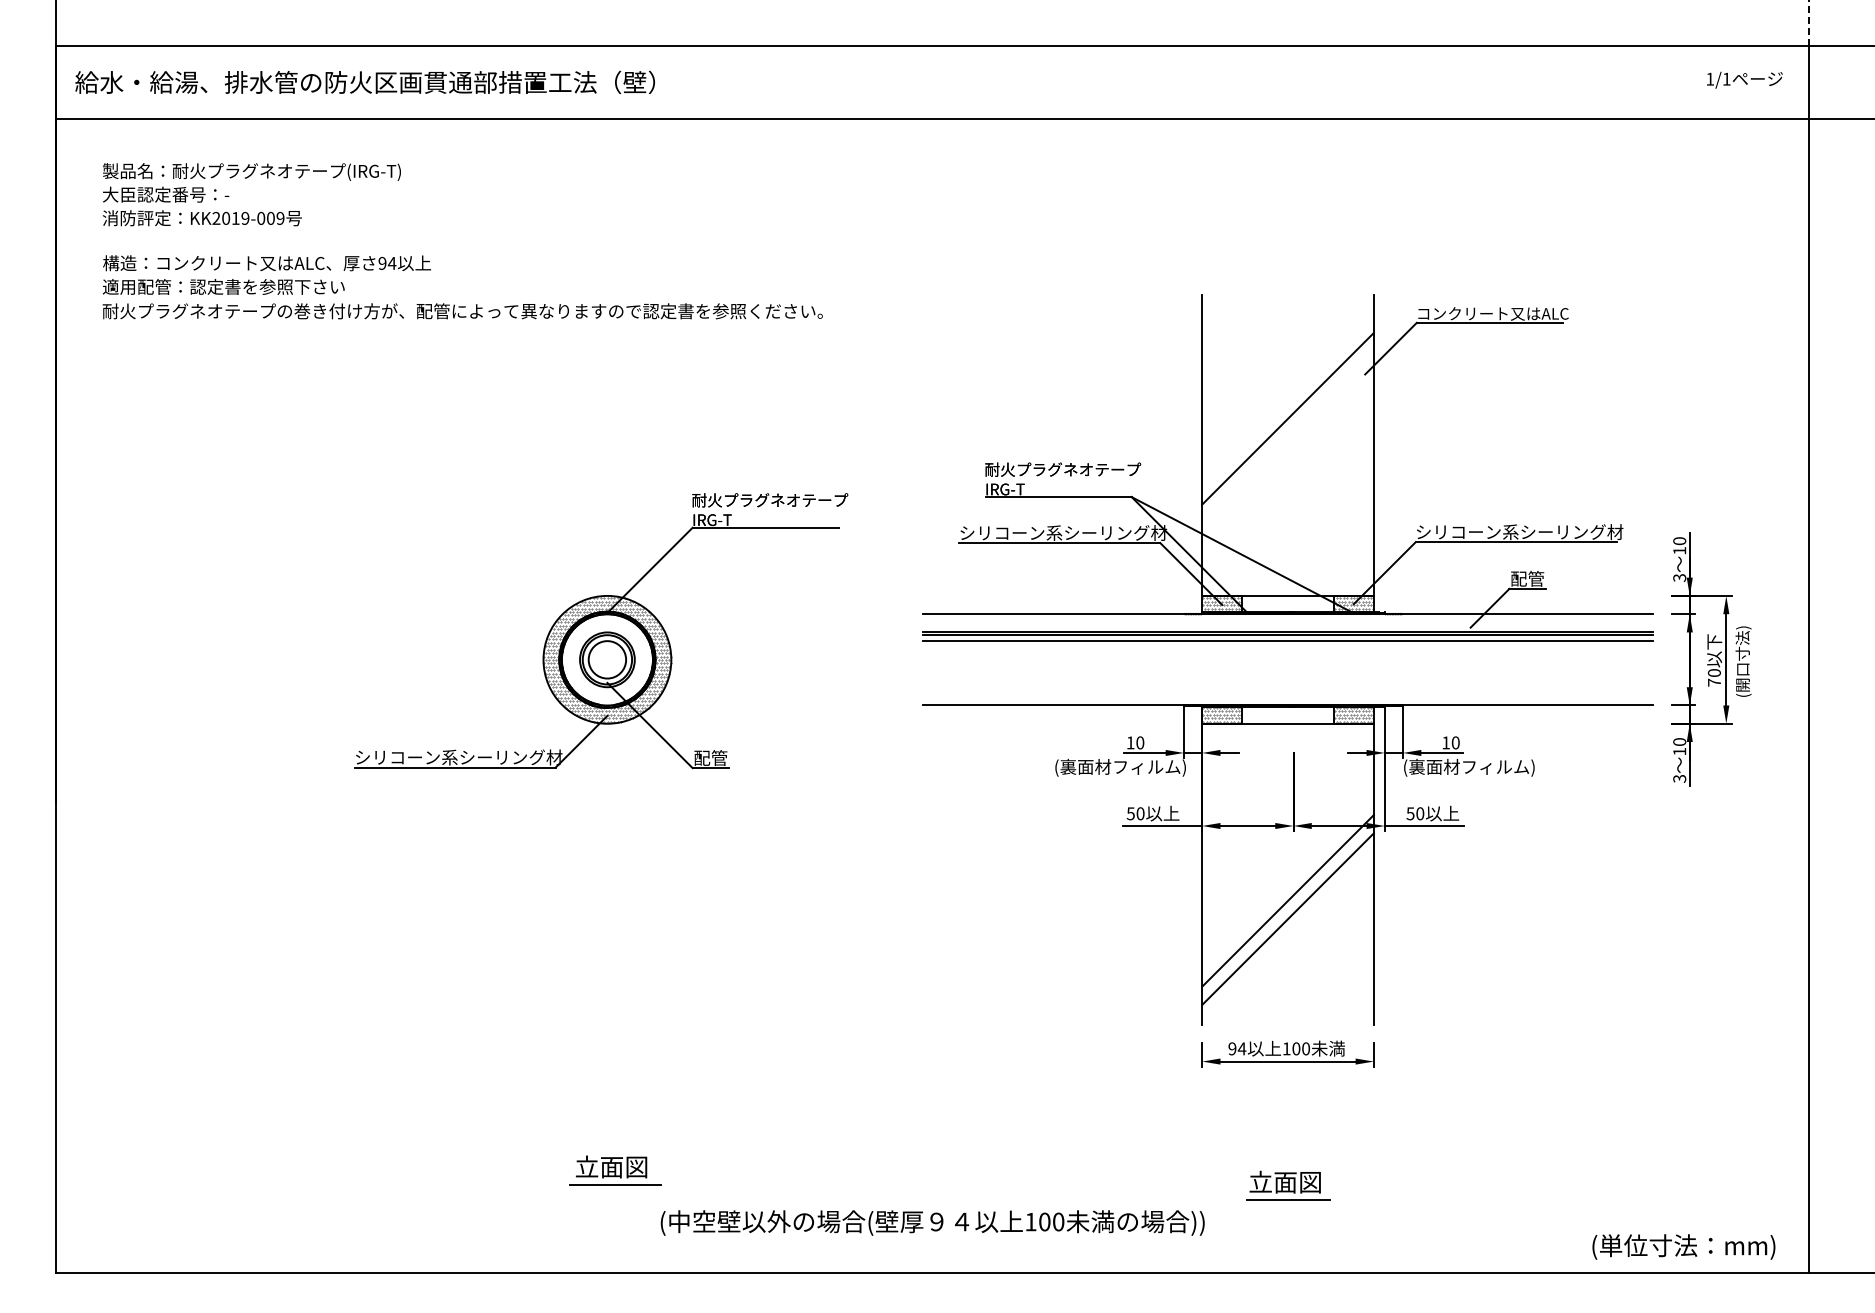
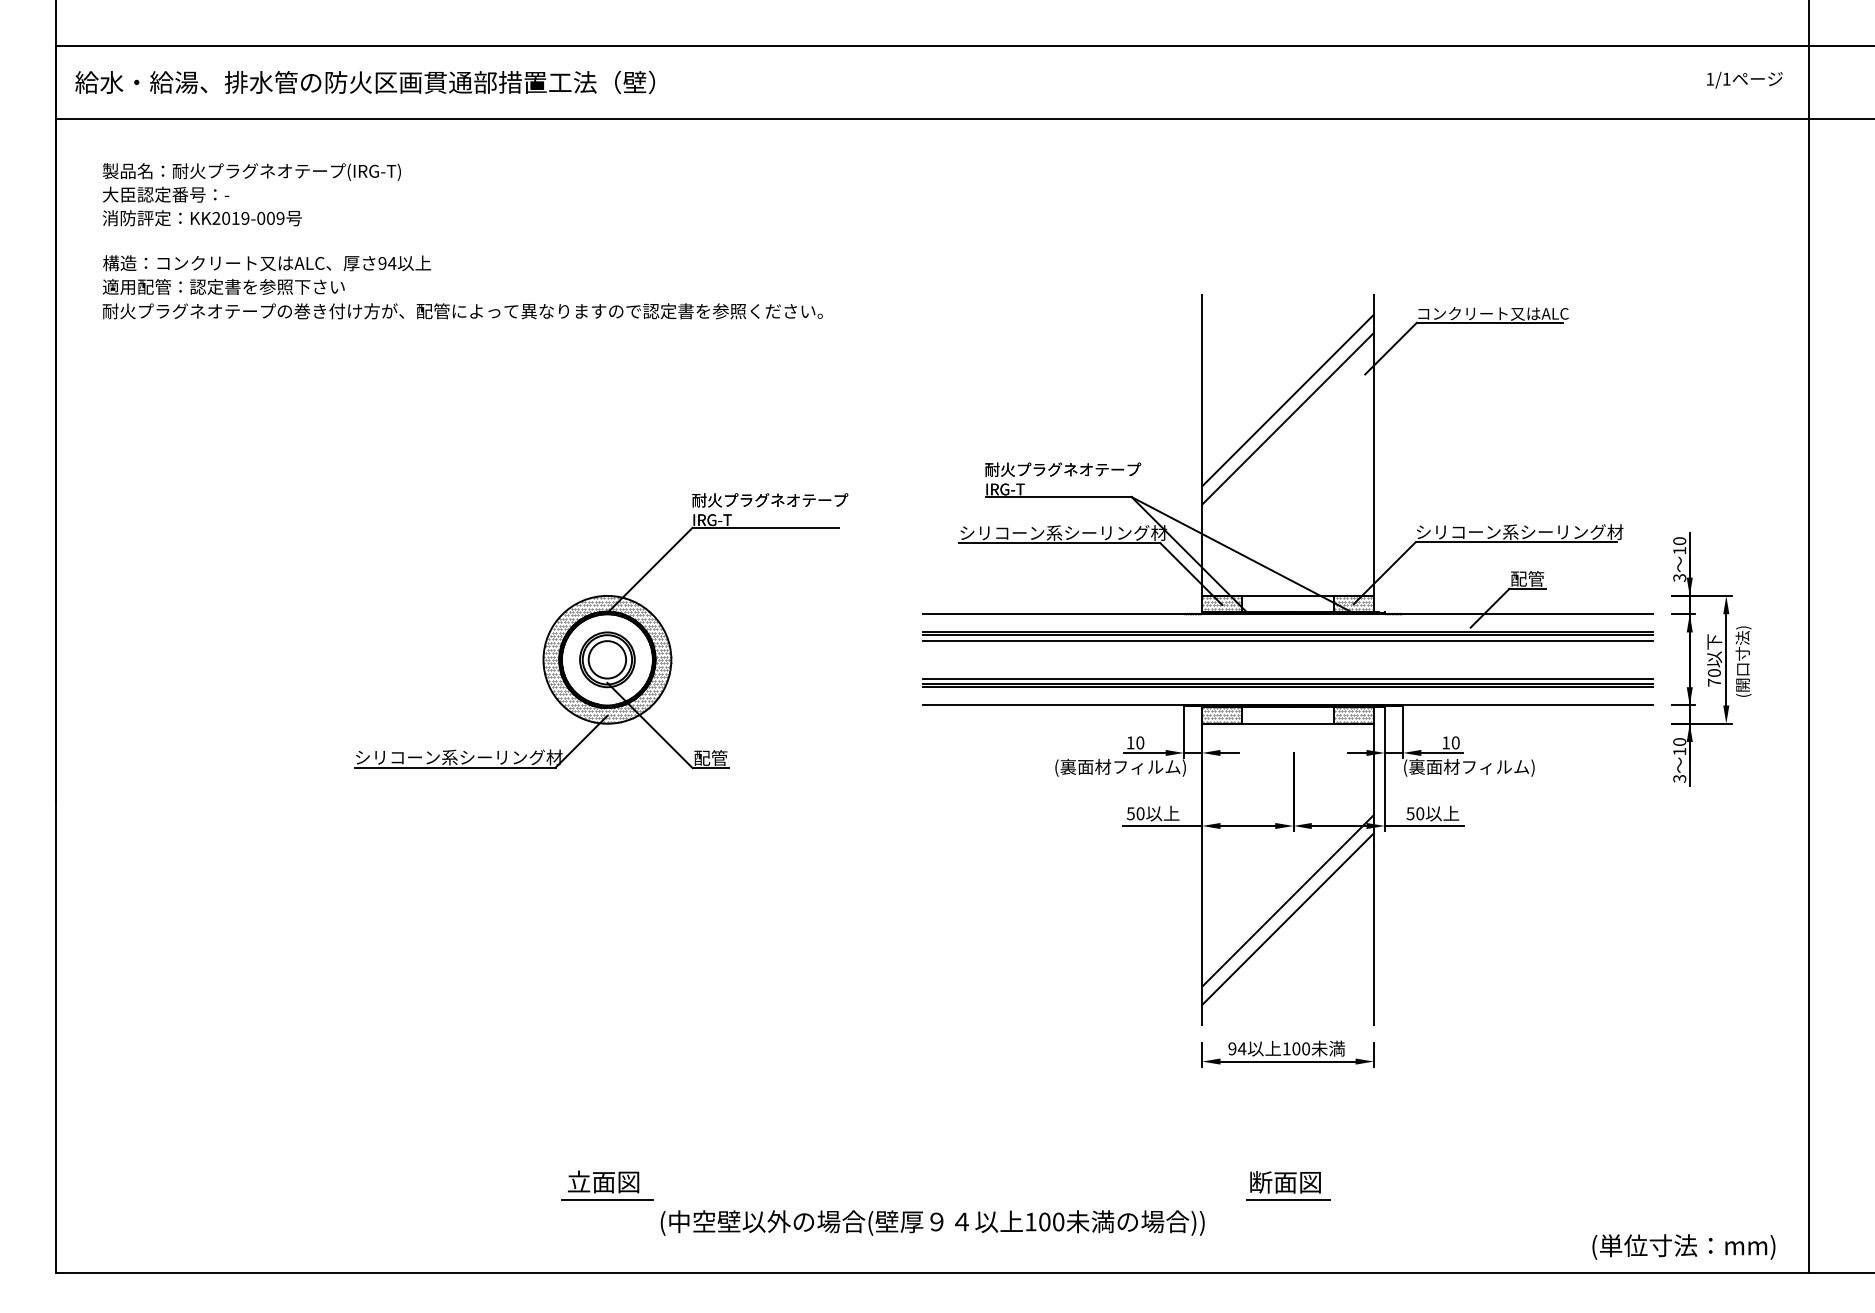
line: dashed -> solid (1809, 23)
line: none -> present (1287, 400)
part: none -> present (1287, 682)
part position: (615, 1170) -> (607, 1185) (607, 1185)
text: 立面図 -> 断面図 (1260, 1181)
